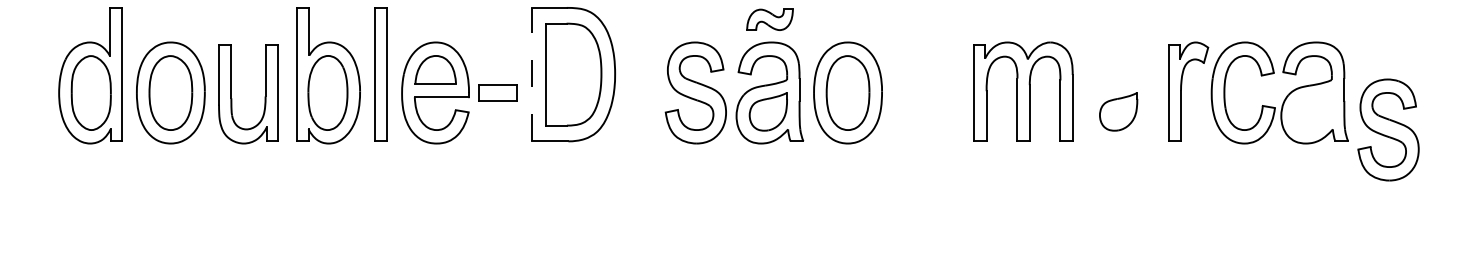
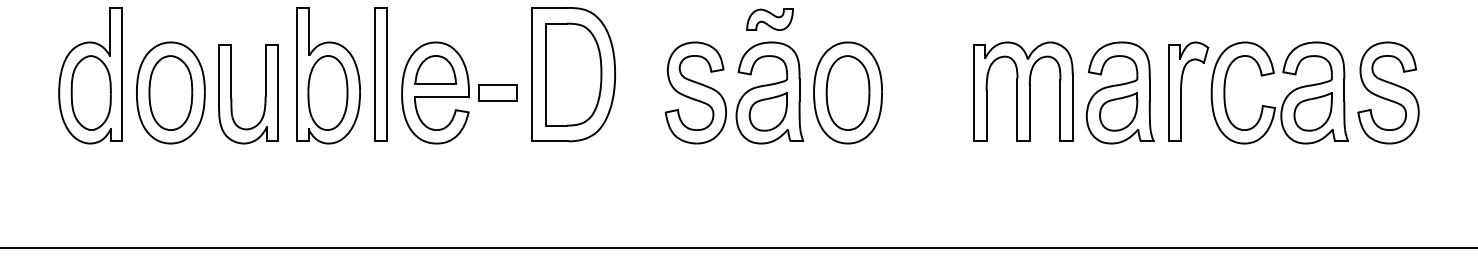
line: dashed -> solid (532, 74)
part: none -> present (1119, 92)
part: none -> present (1312, 111)
part position: (1388, 129) -> (1388, 92) (1388, 92)
line: none -> present (738, 248)
